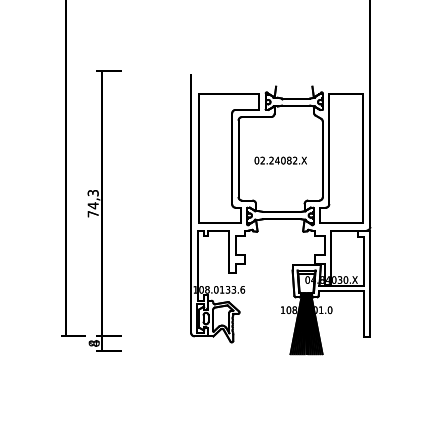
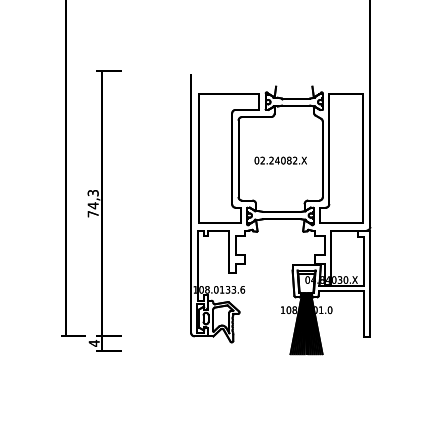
text: 8 -> 4 (93, 343)
